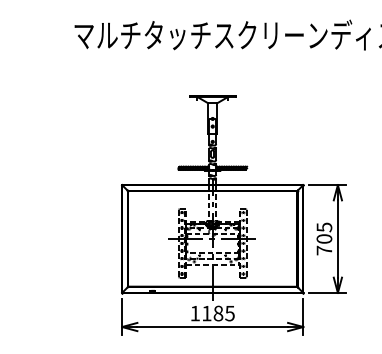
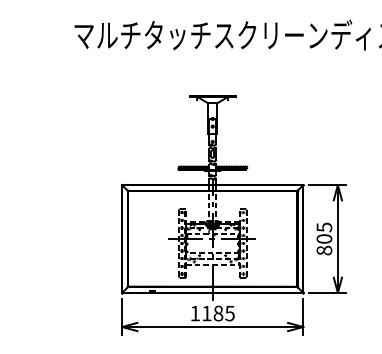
text: 705 -> 805 (324, 250)
